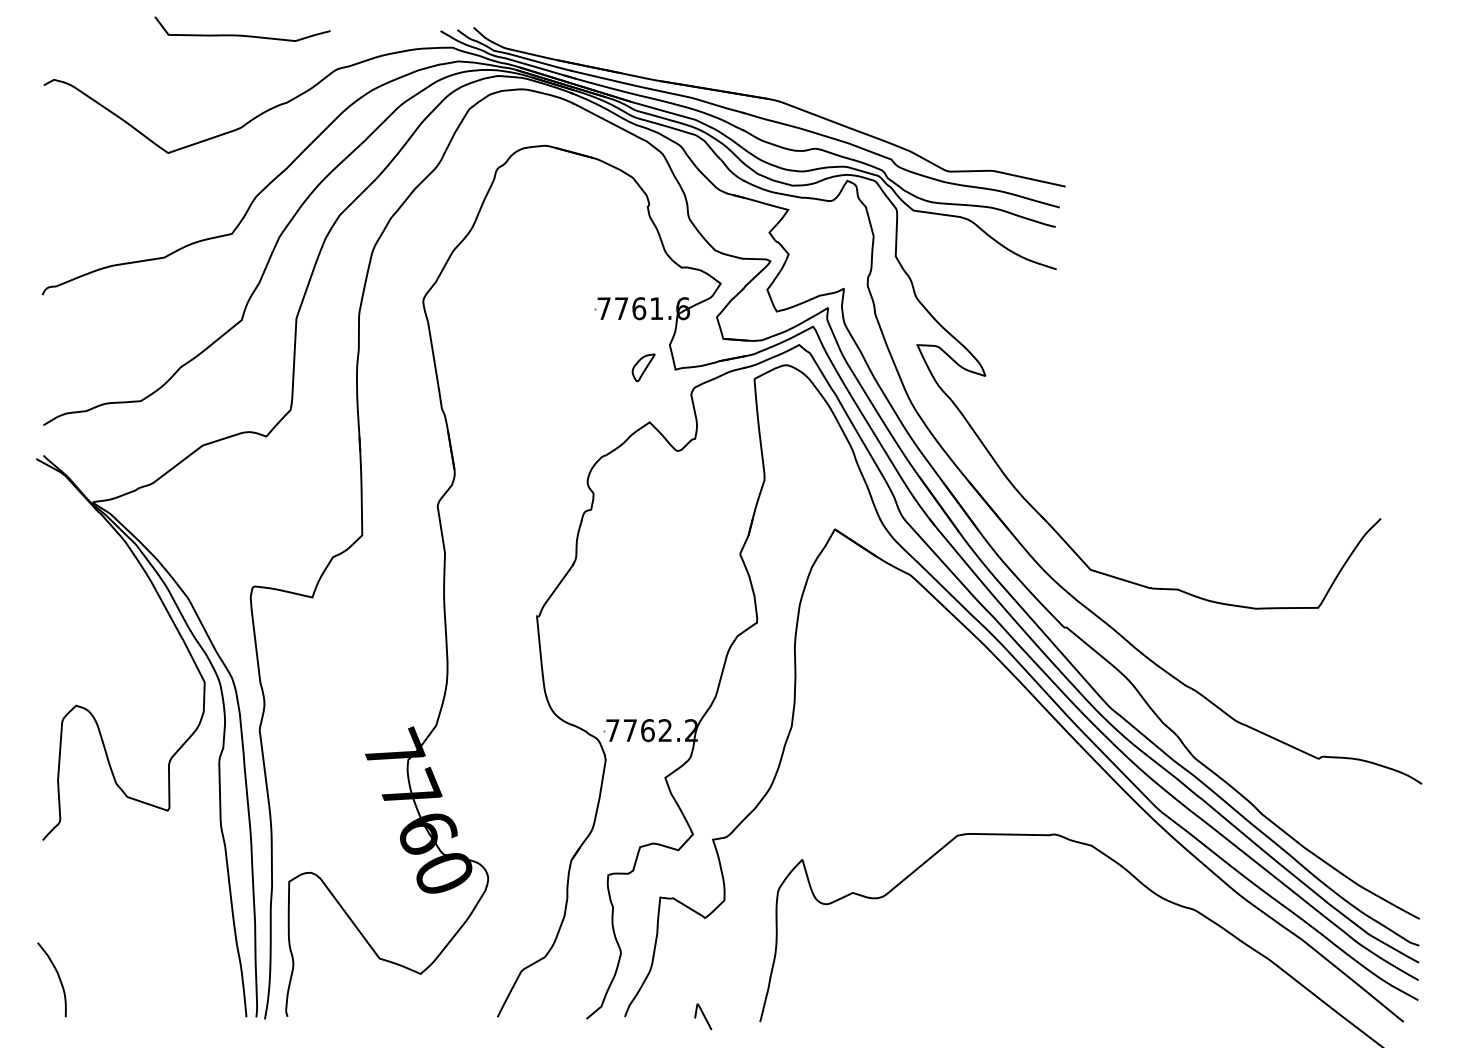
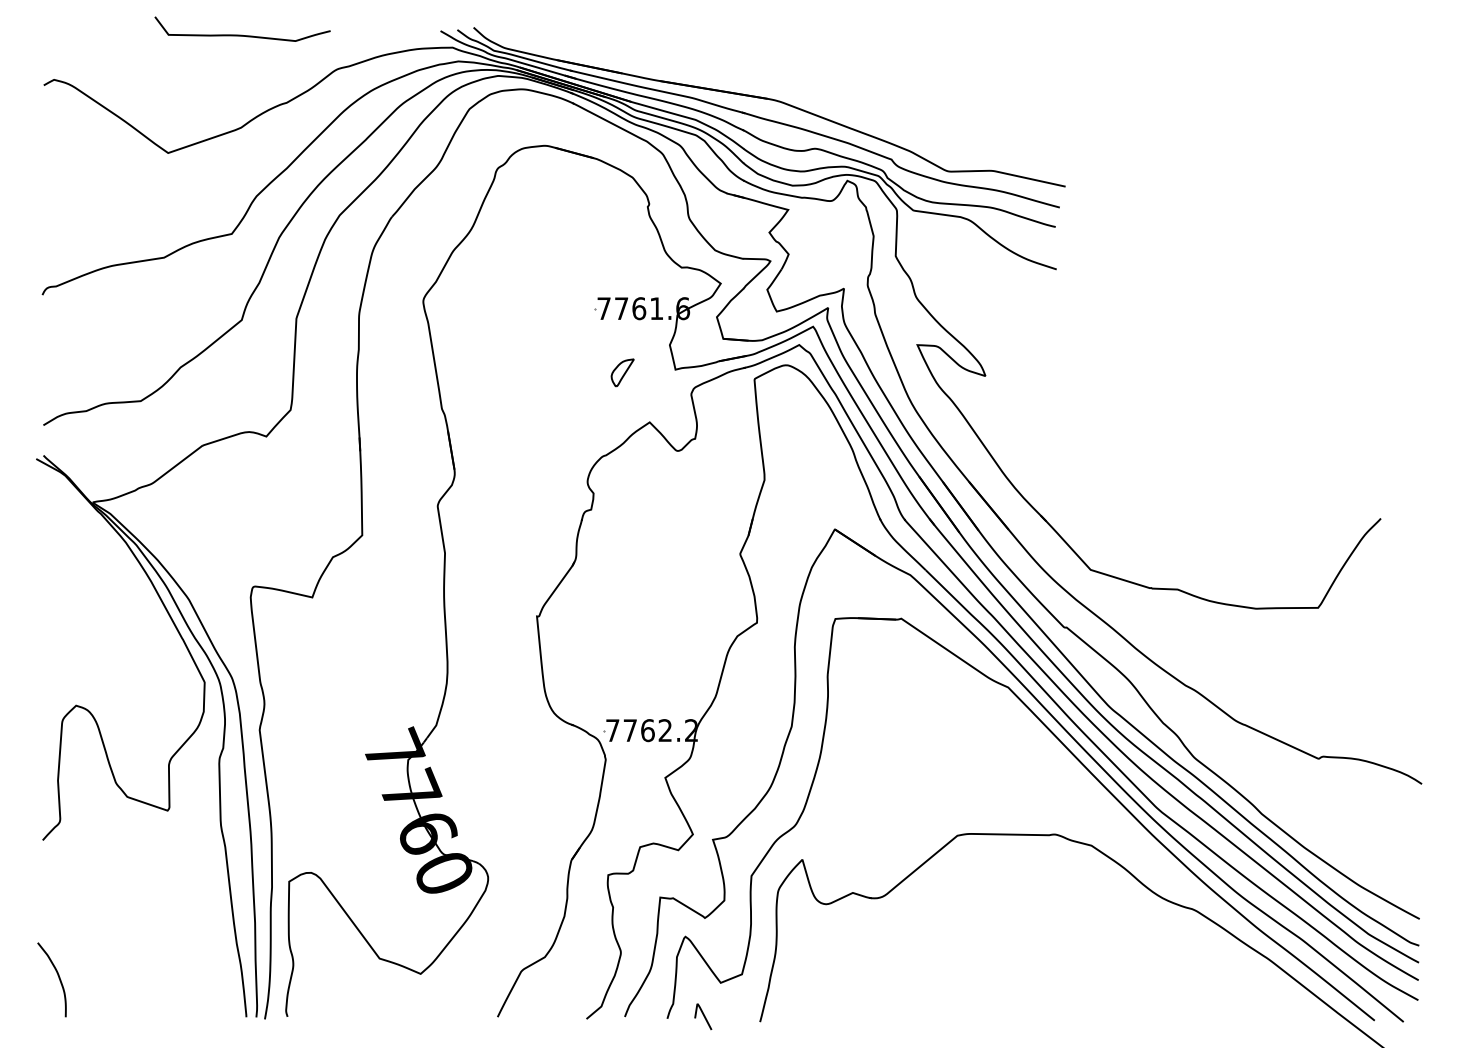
part position: (643, 367) -> (622, 372) (622, 372)
part: none -> present (1078, 761)
